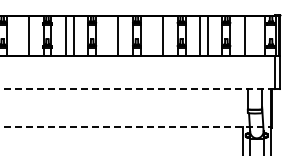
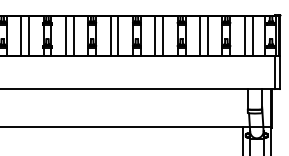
line: none -> present (21, 35)
line: none -> present (110, 35)
line: none -> present (155, 35)
line: none -> present (252, 35)
line: dashed -> solid (137, 88)
line: dashed -> solid (136, 127)
